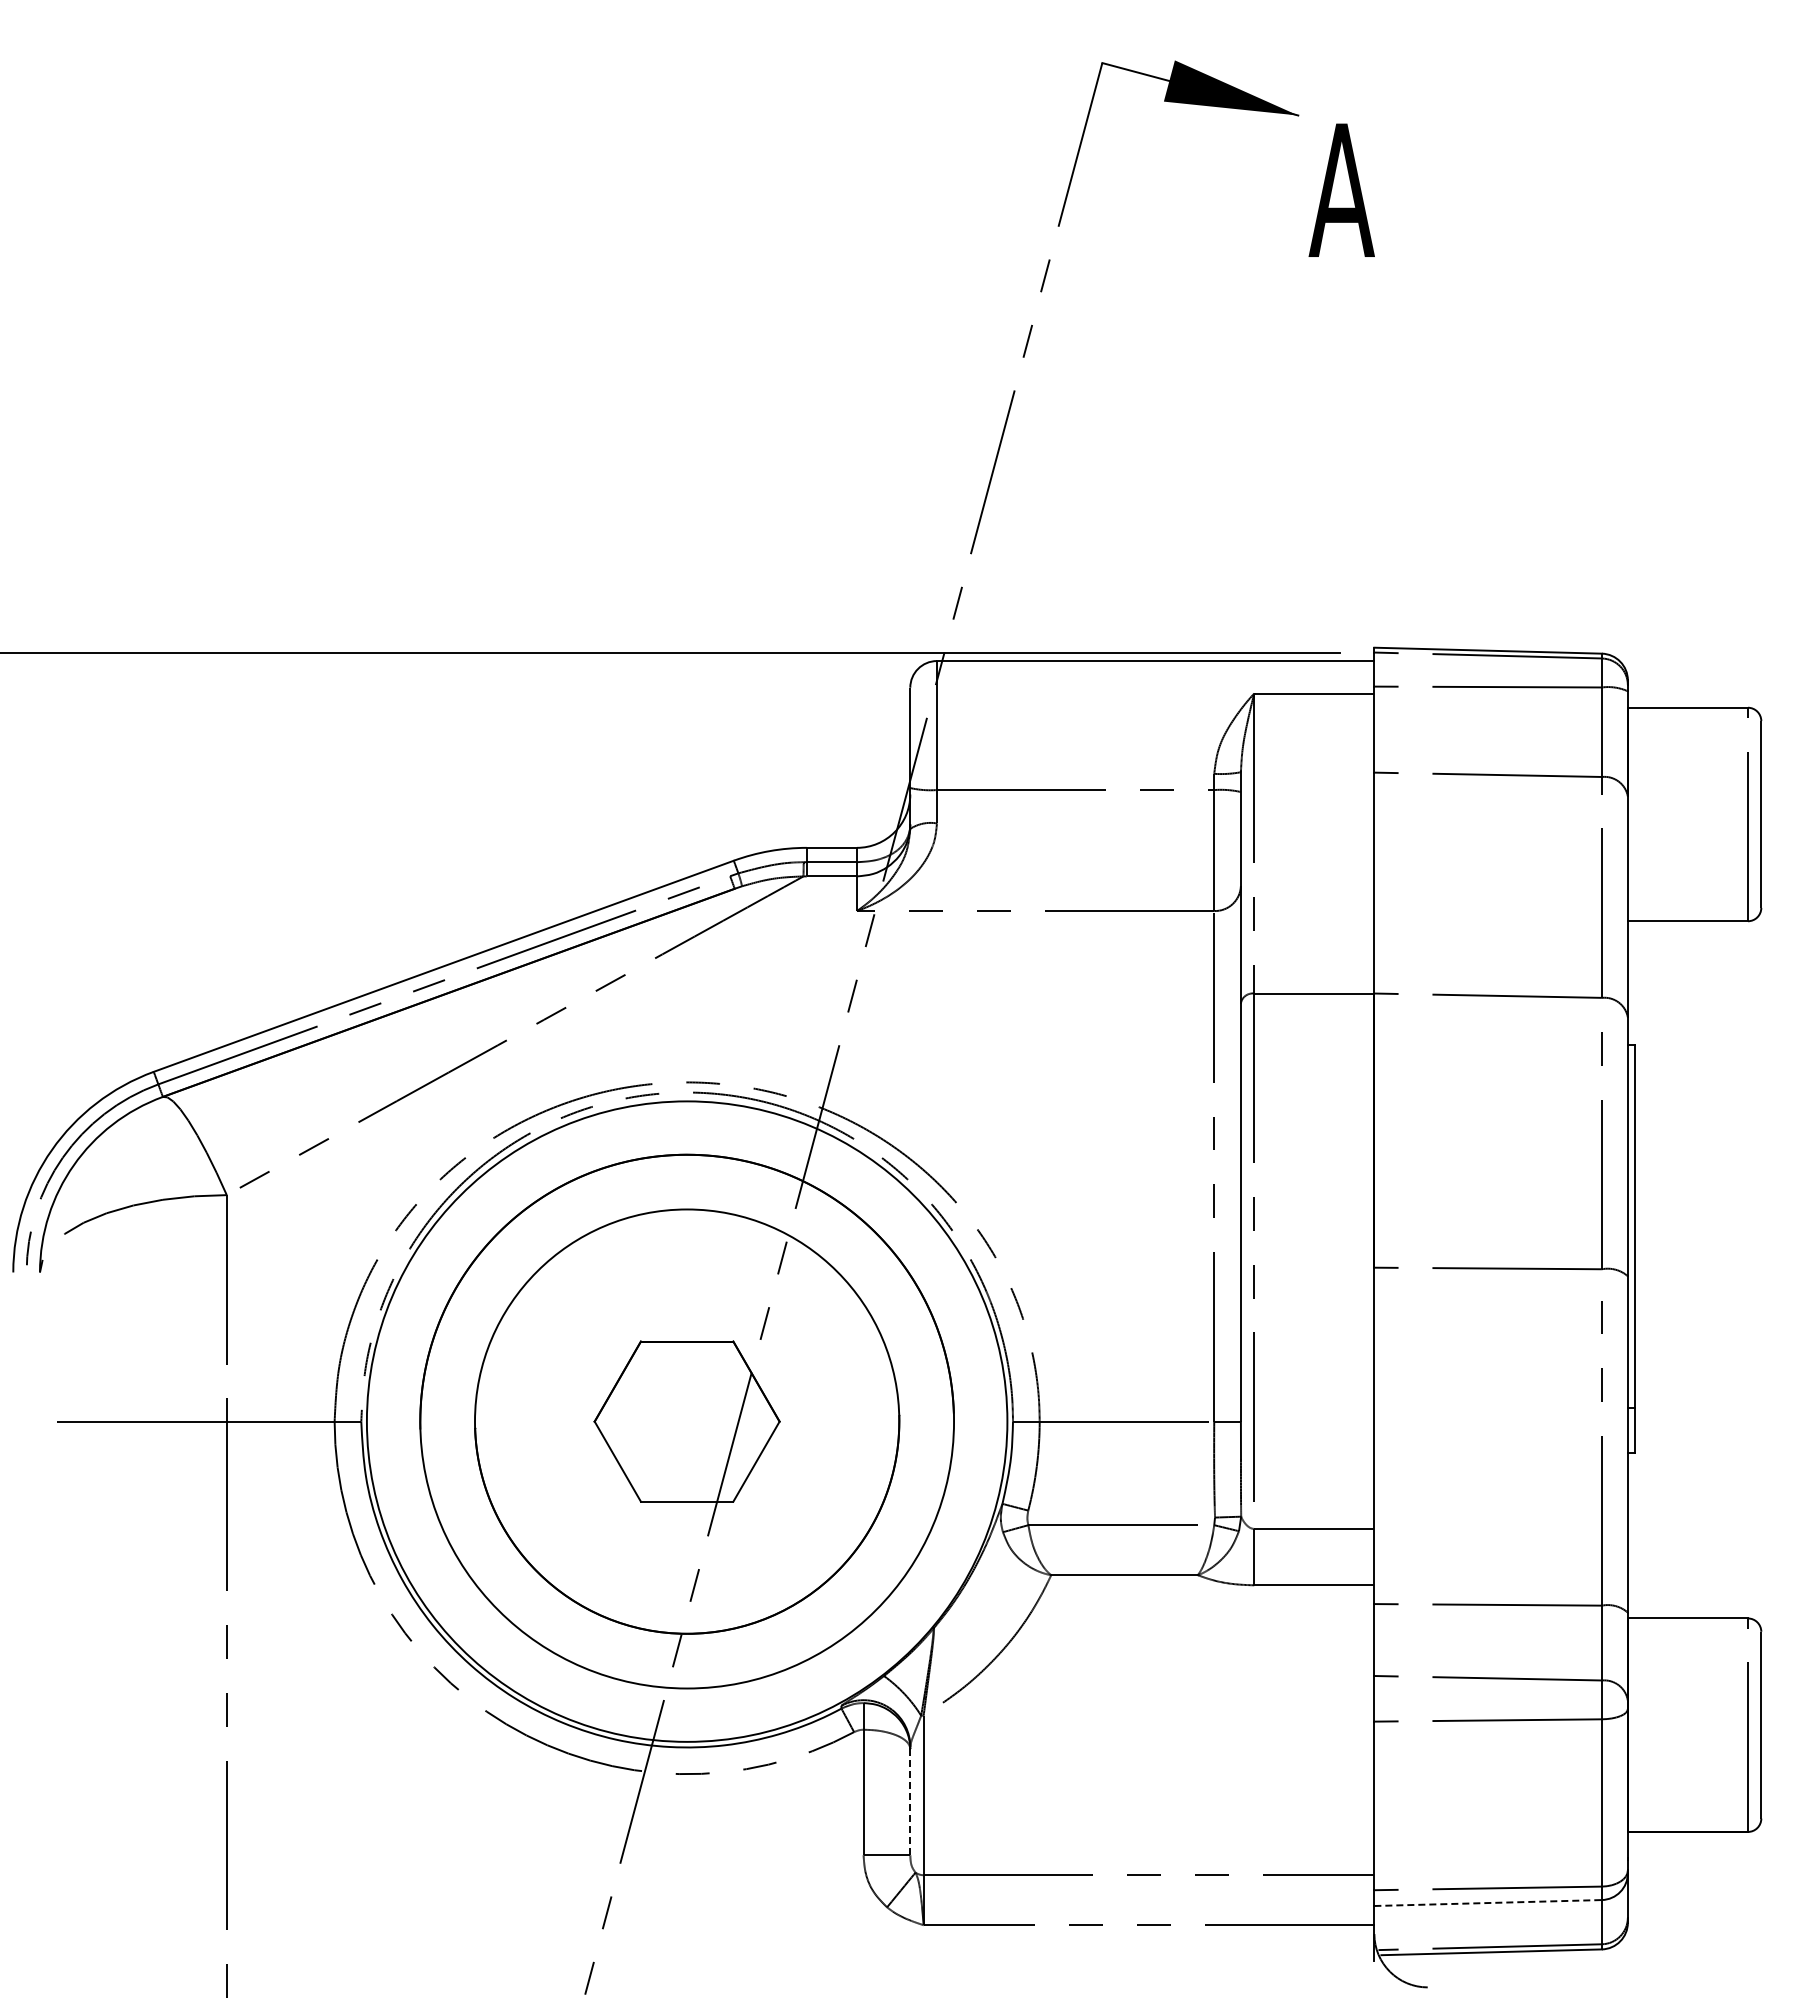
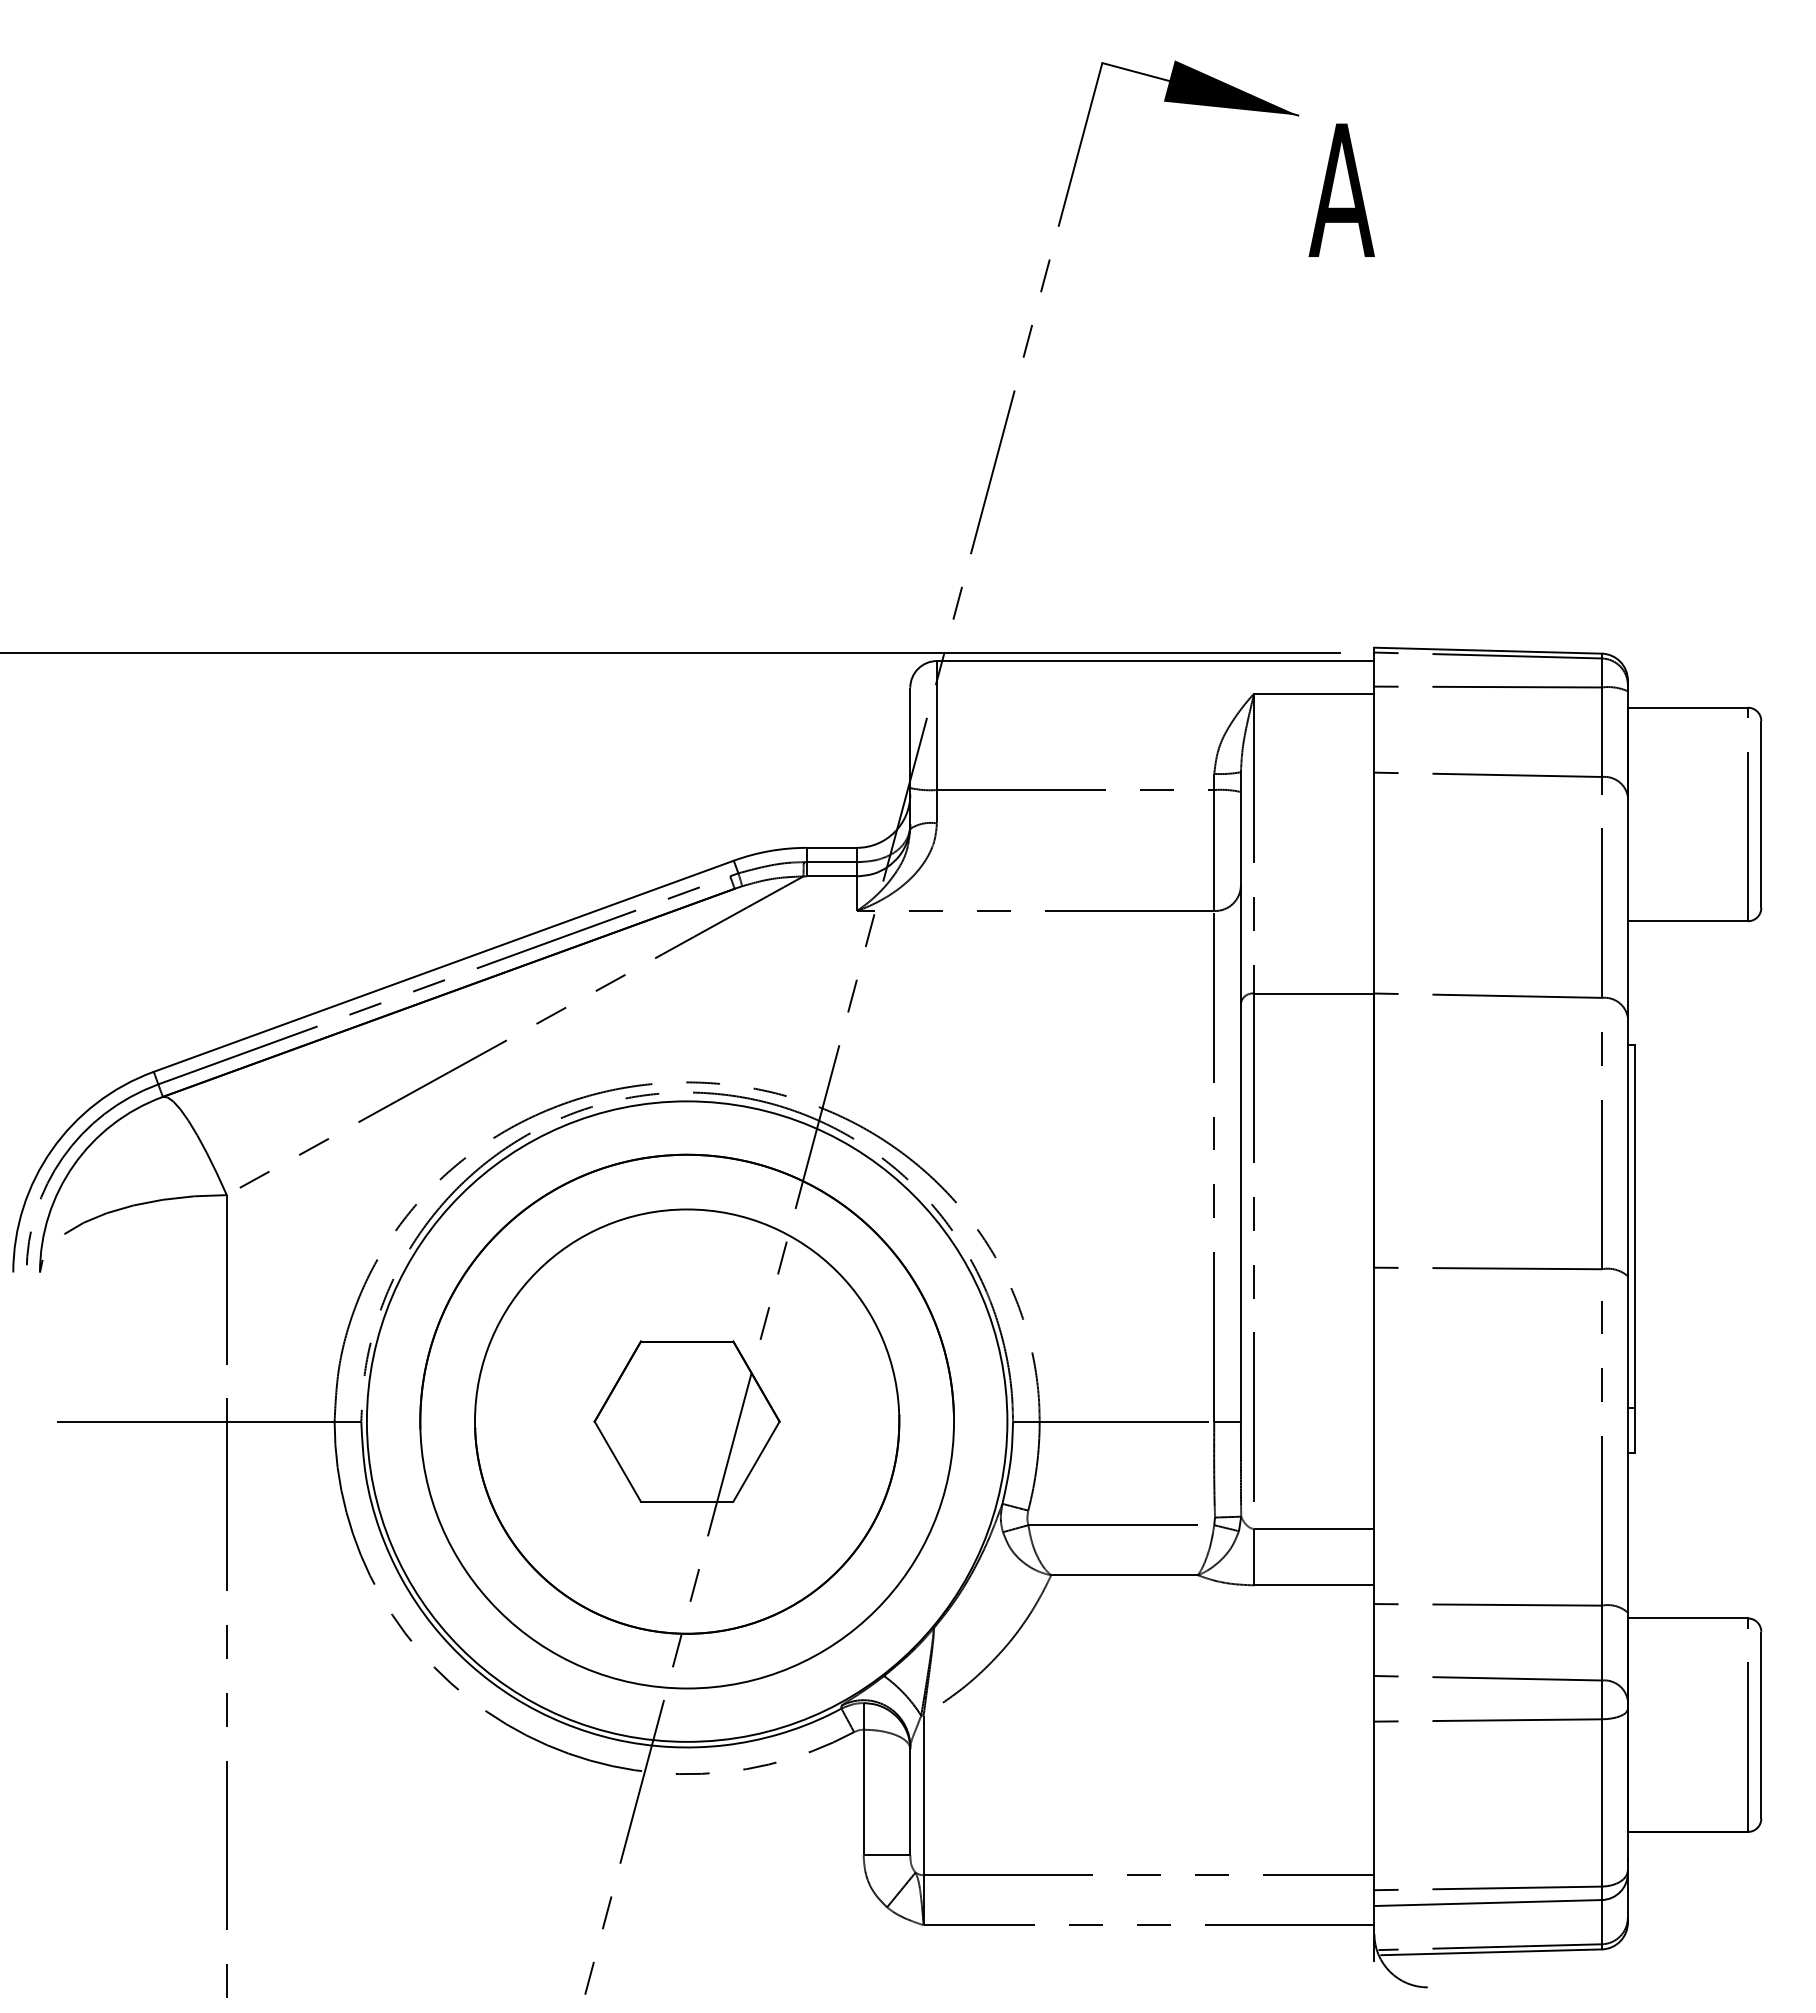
line: dashed -> solid (910, 1800)
line: dashed -> solid (1488, 1903)
